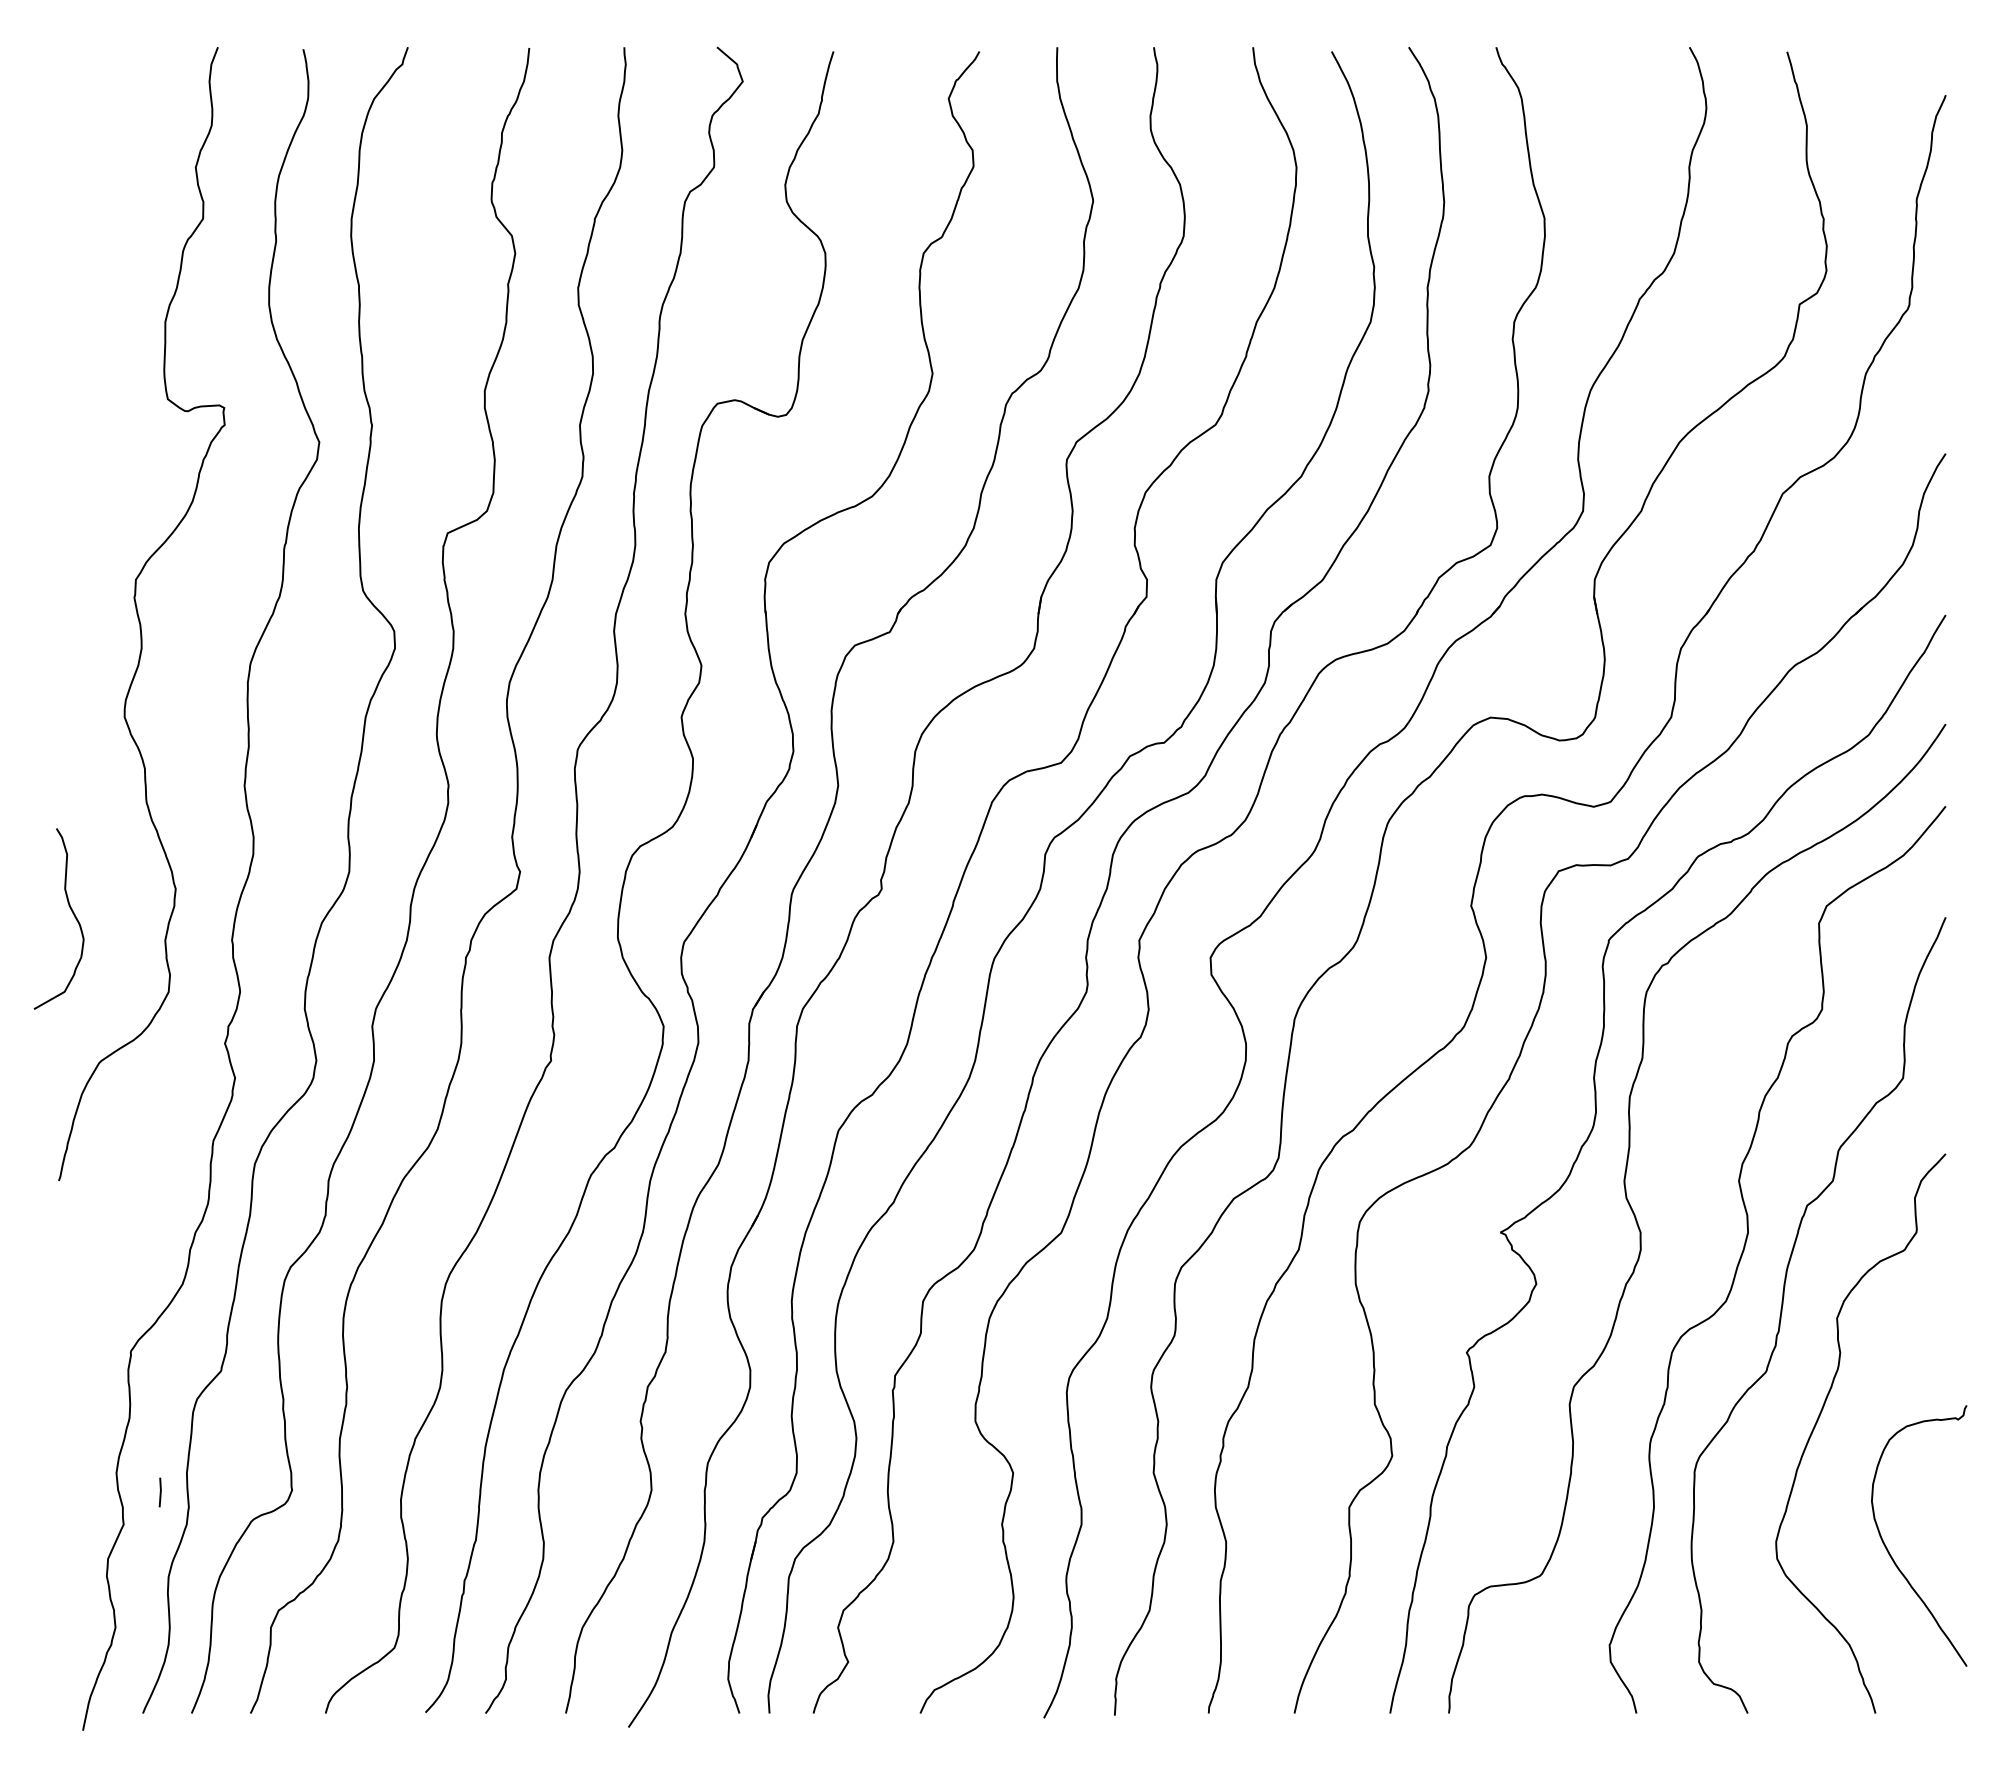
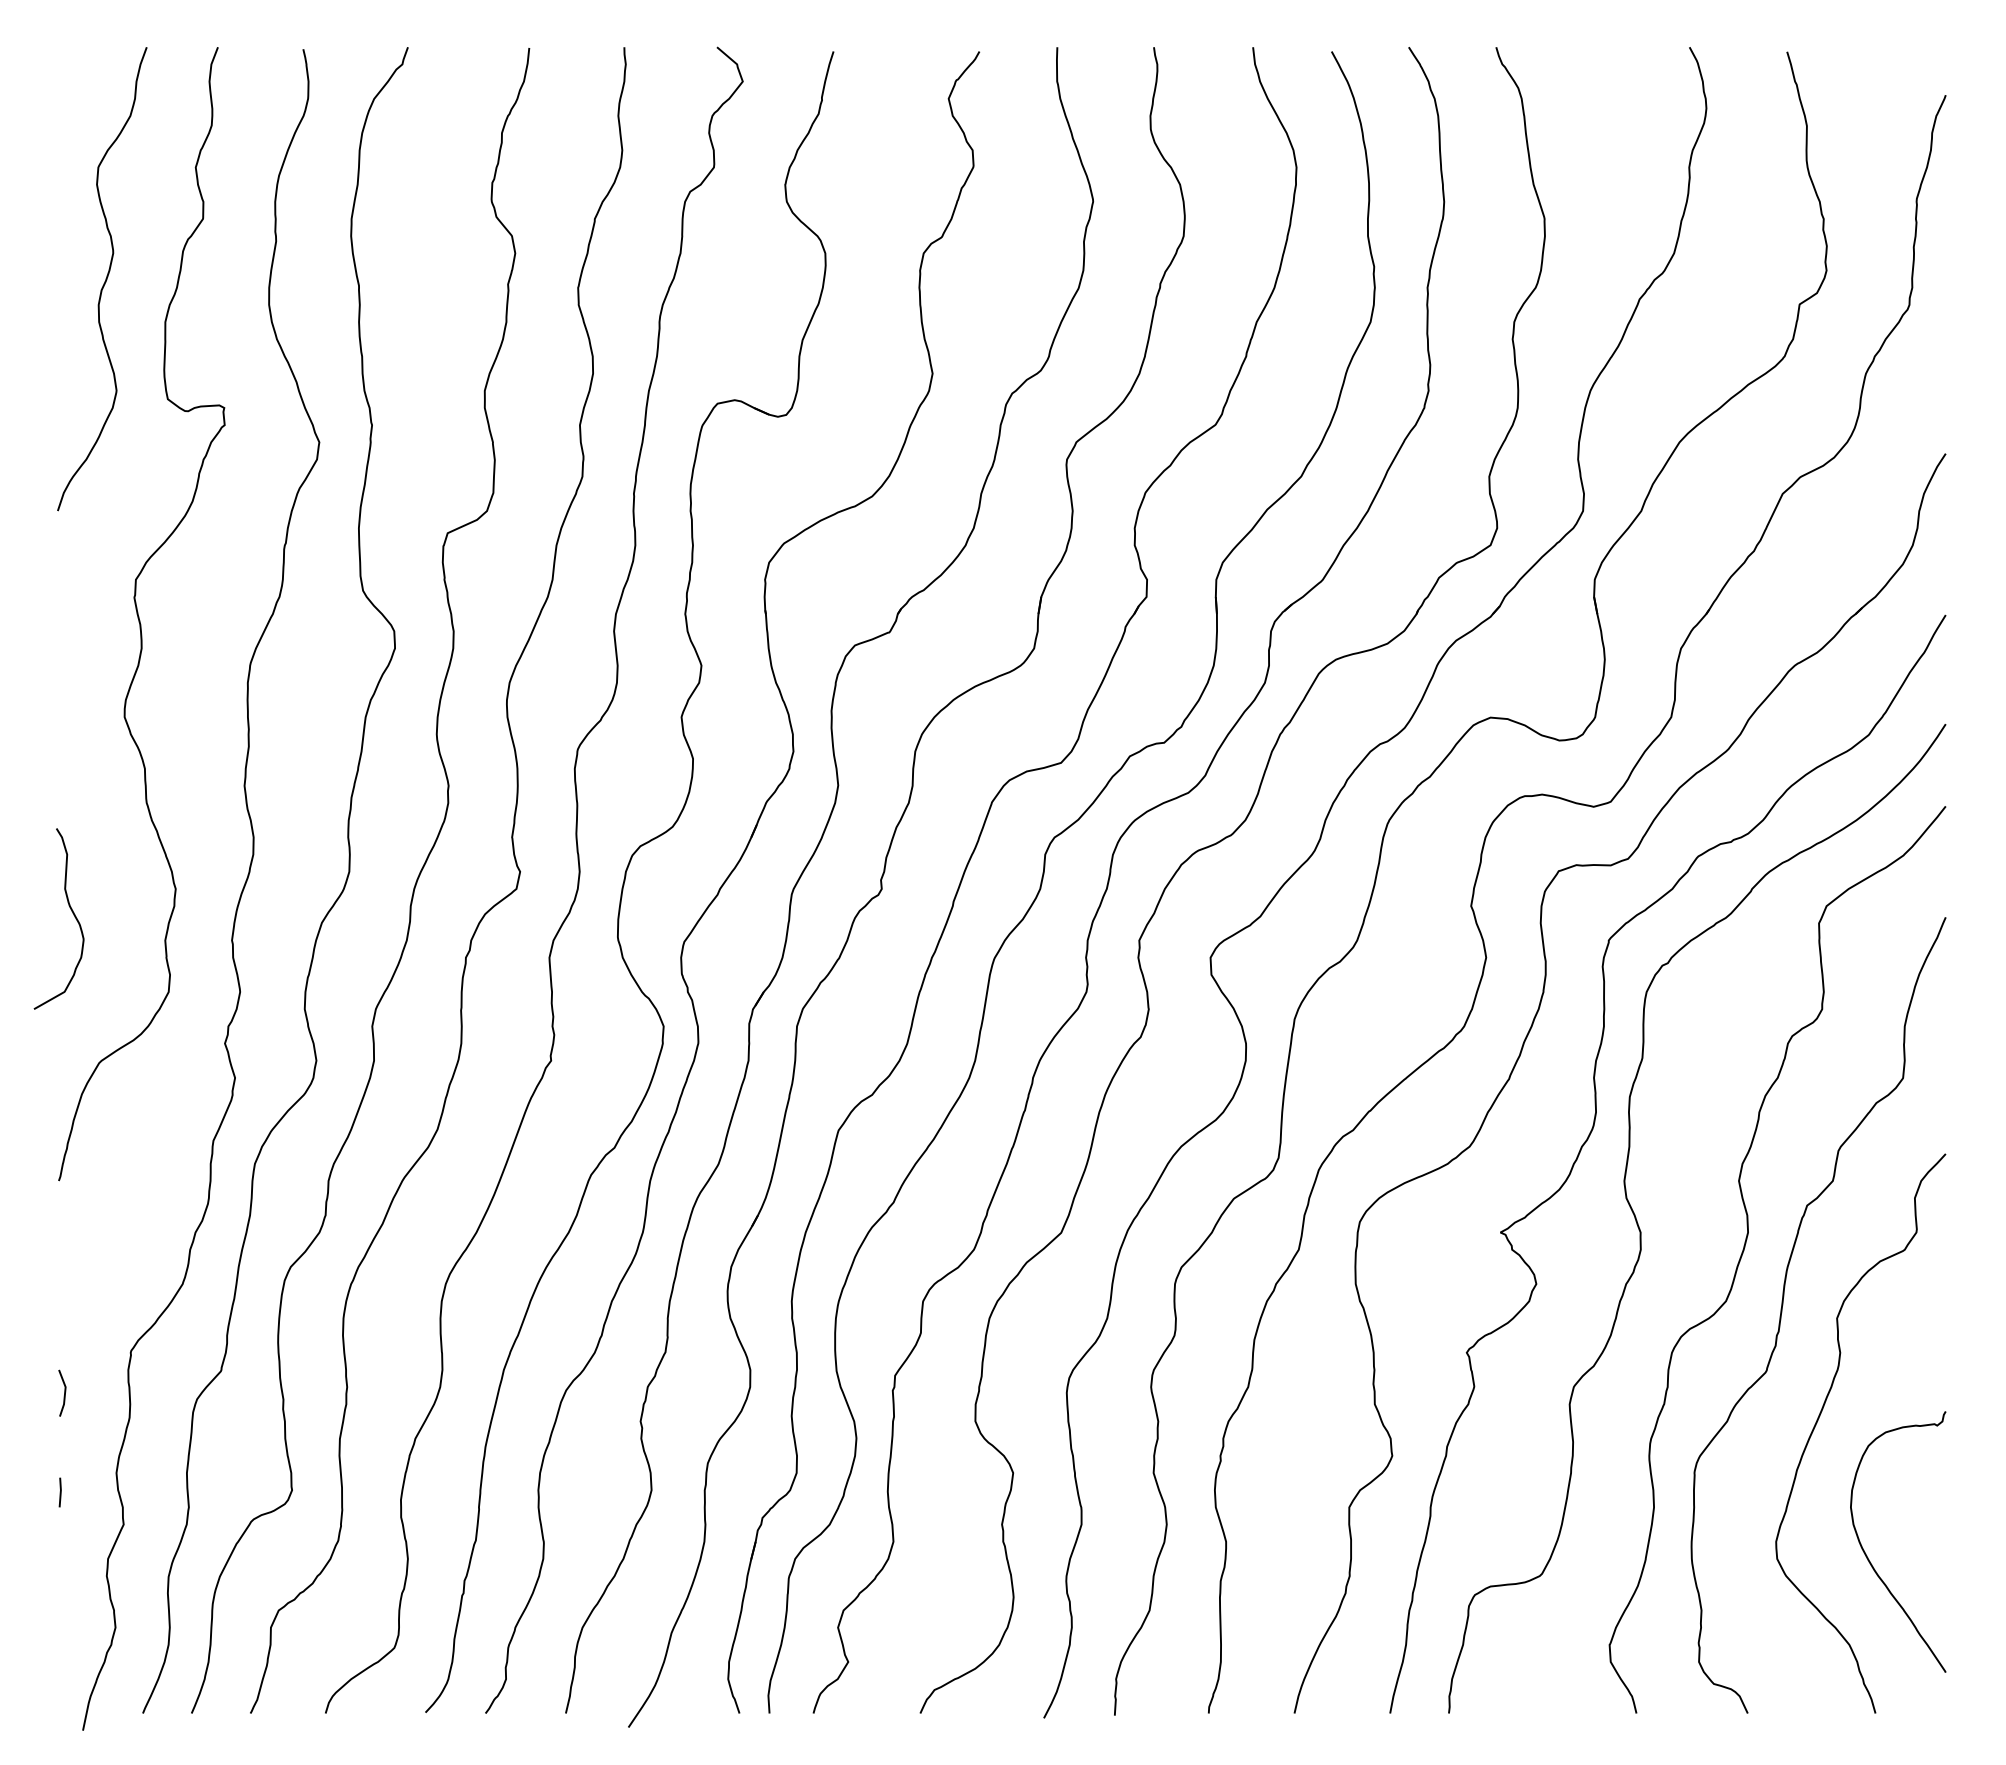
curve: none -> present (104, 281)
line: none -> present (64, 1392)
line position: (159, 1492) -> (59, 1492) (59, 1492)
curve position: (1889, 1551) -> (1868, 1557) (1868, 1557)
